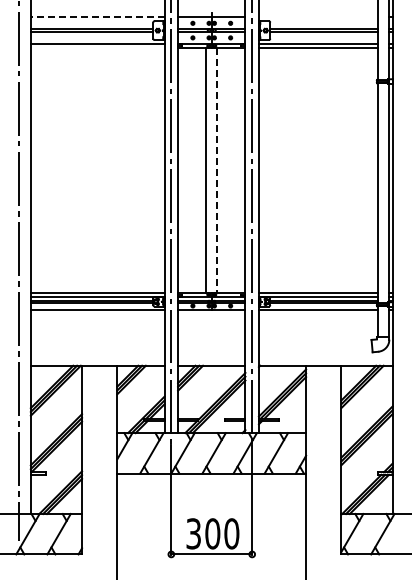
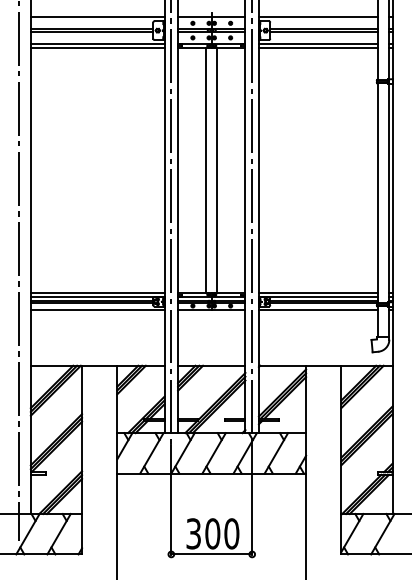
line: dashed -> solid (97, 17)
line: none -> present (317, 17)
line: none -> present (97, 48)
line: dashed -> solid (217, 170)
